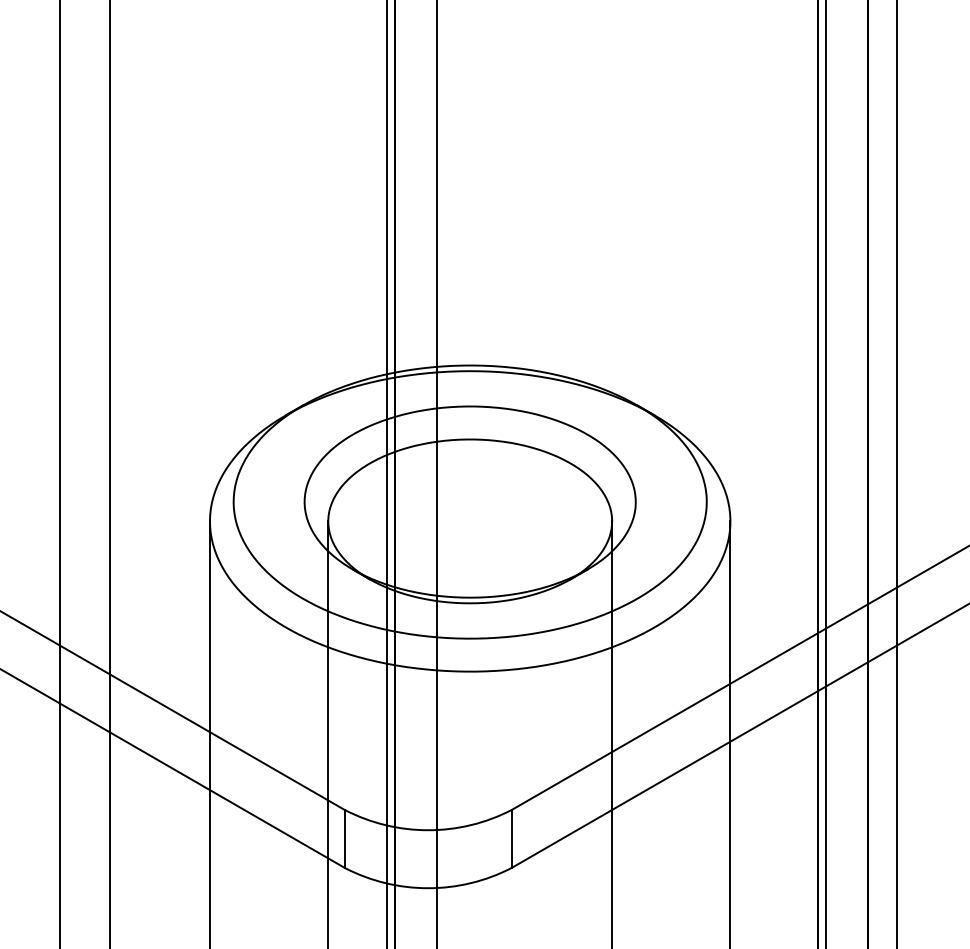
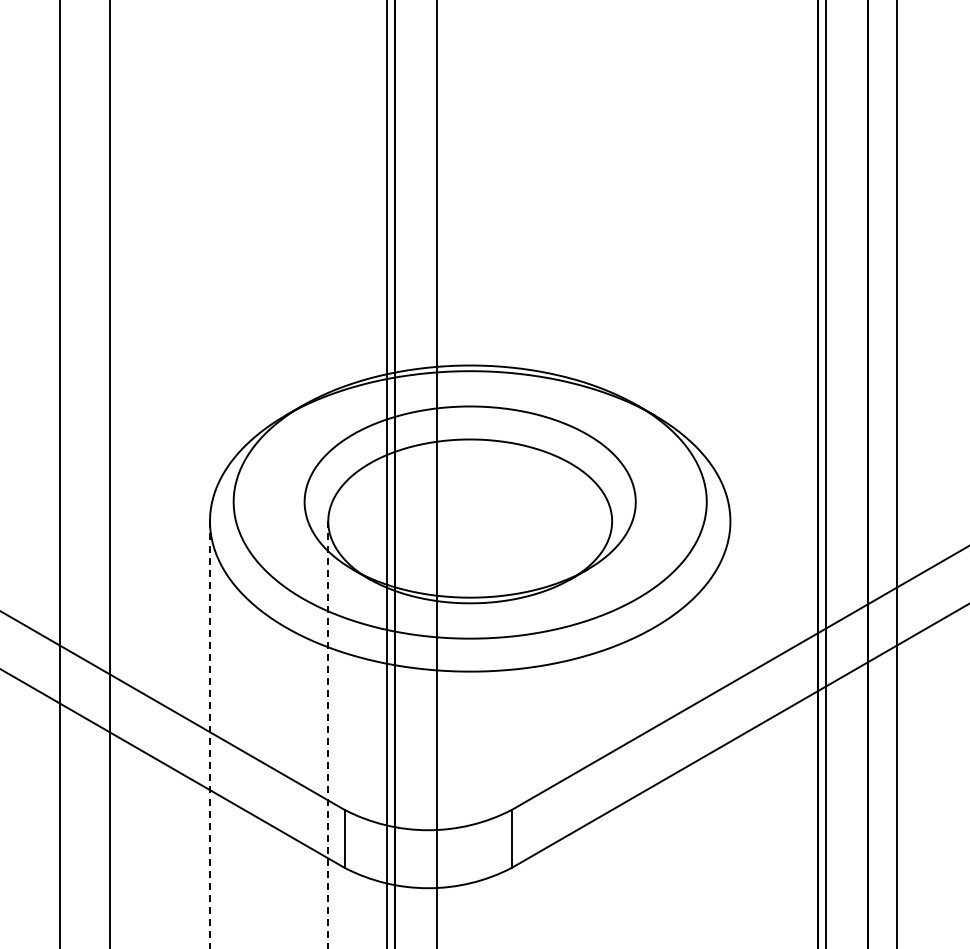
line: present -> none (612, 733)
line: present -> none (730, 733)
line: solid -> dashed (209, 735)
line: solid -> dashed (328, 735)
